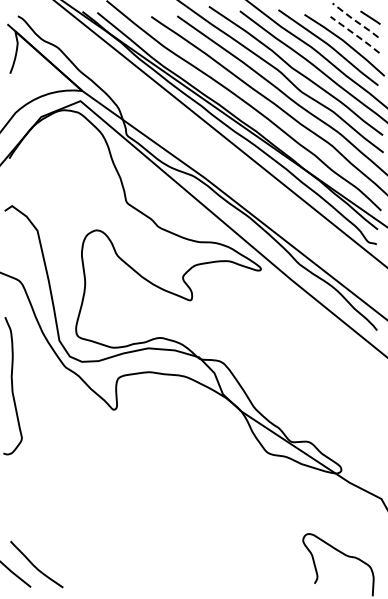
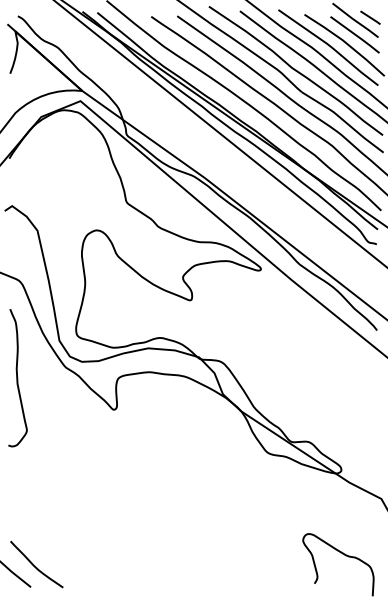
line: dashed -> solid (355, 20)
line: dashed -> solid (356, 35)
curve position: (12, 386) -> (17, 378) (17, 378)
